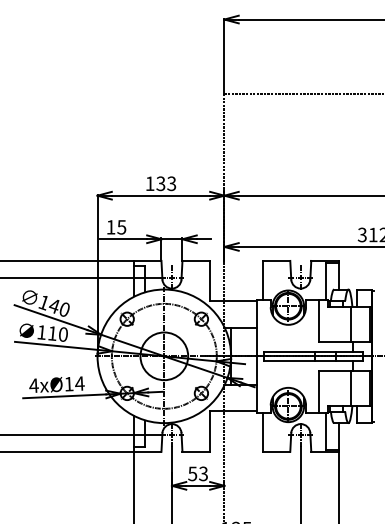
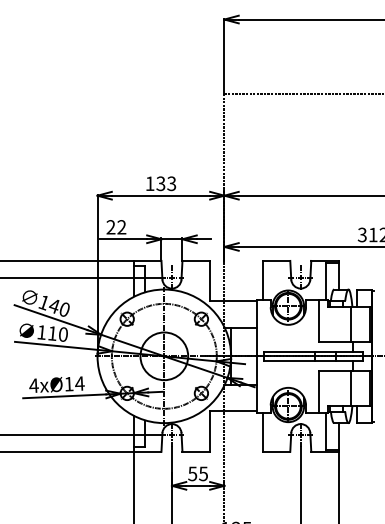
text: 15 -> 22 (116, 227)
text: 53 -> 55 (203, 473)
